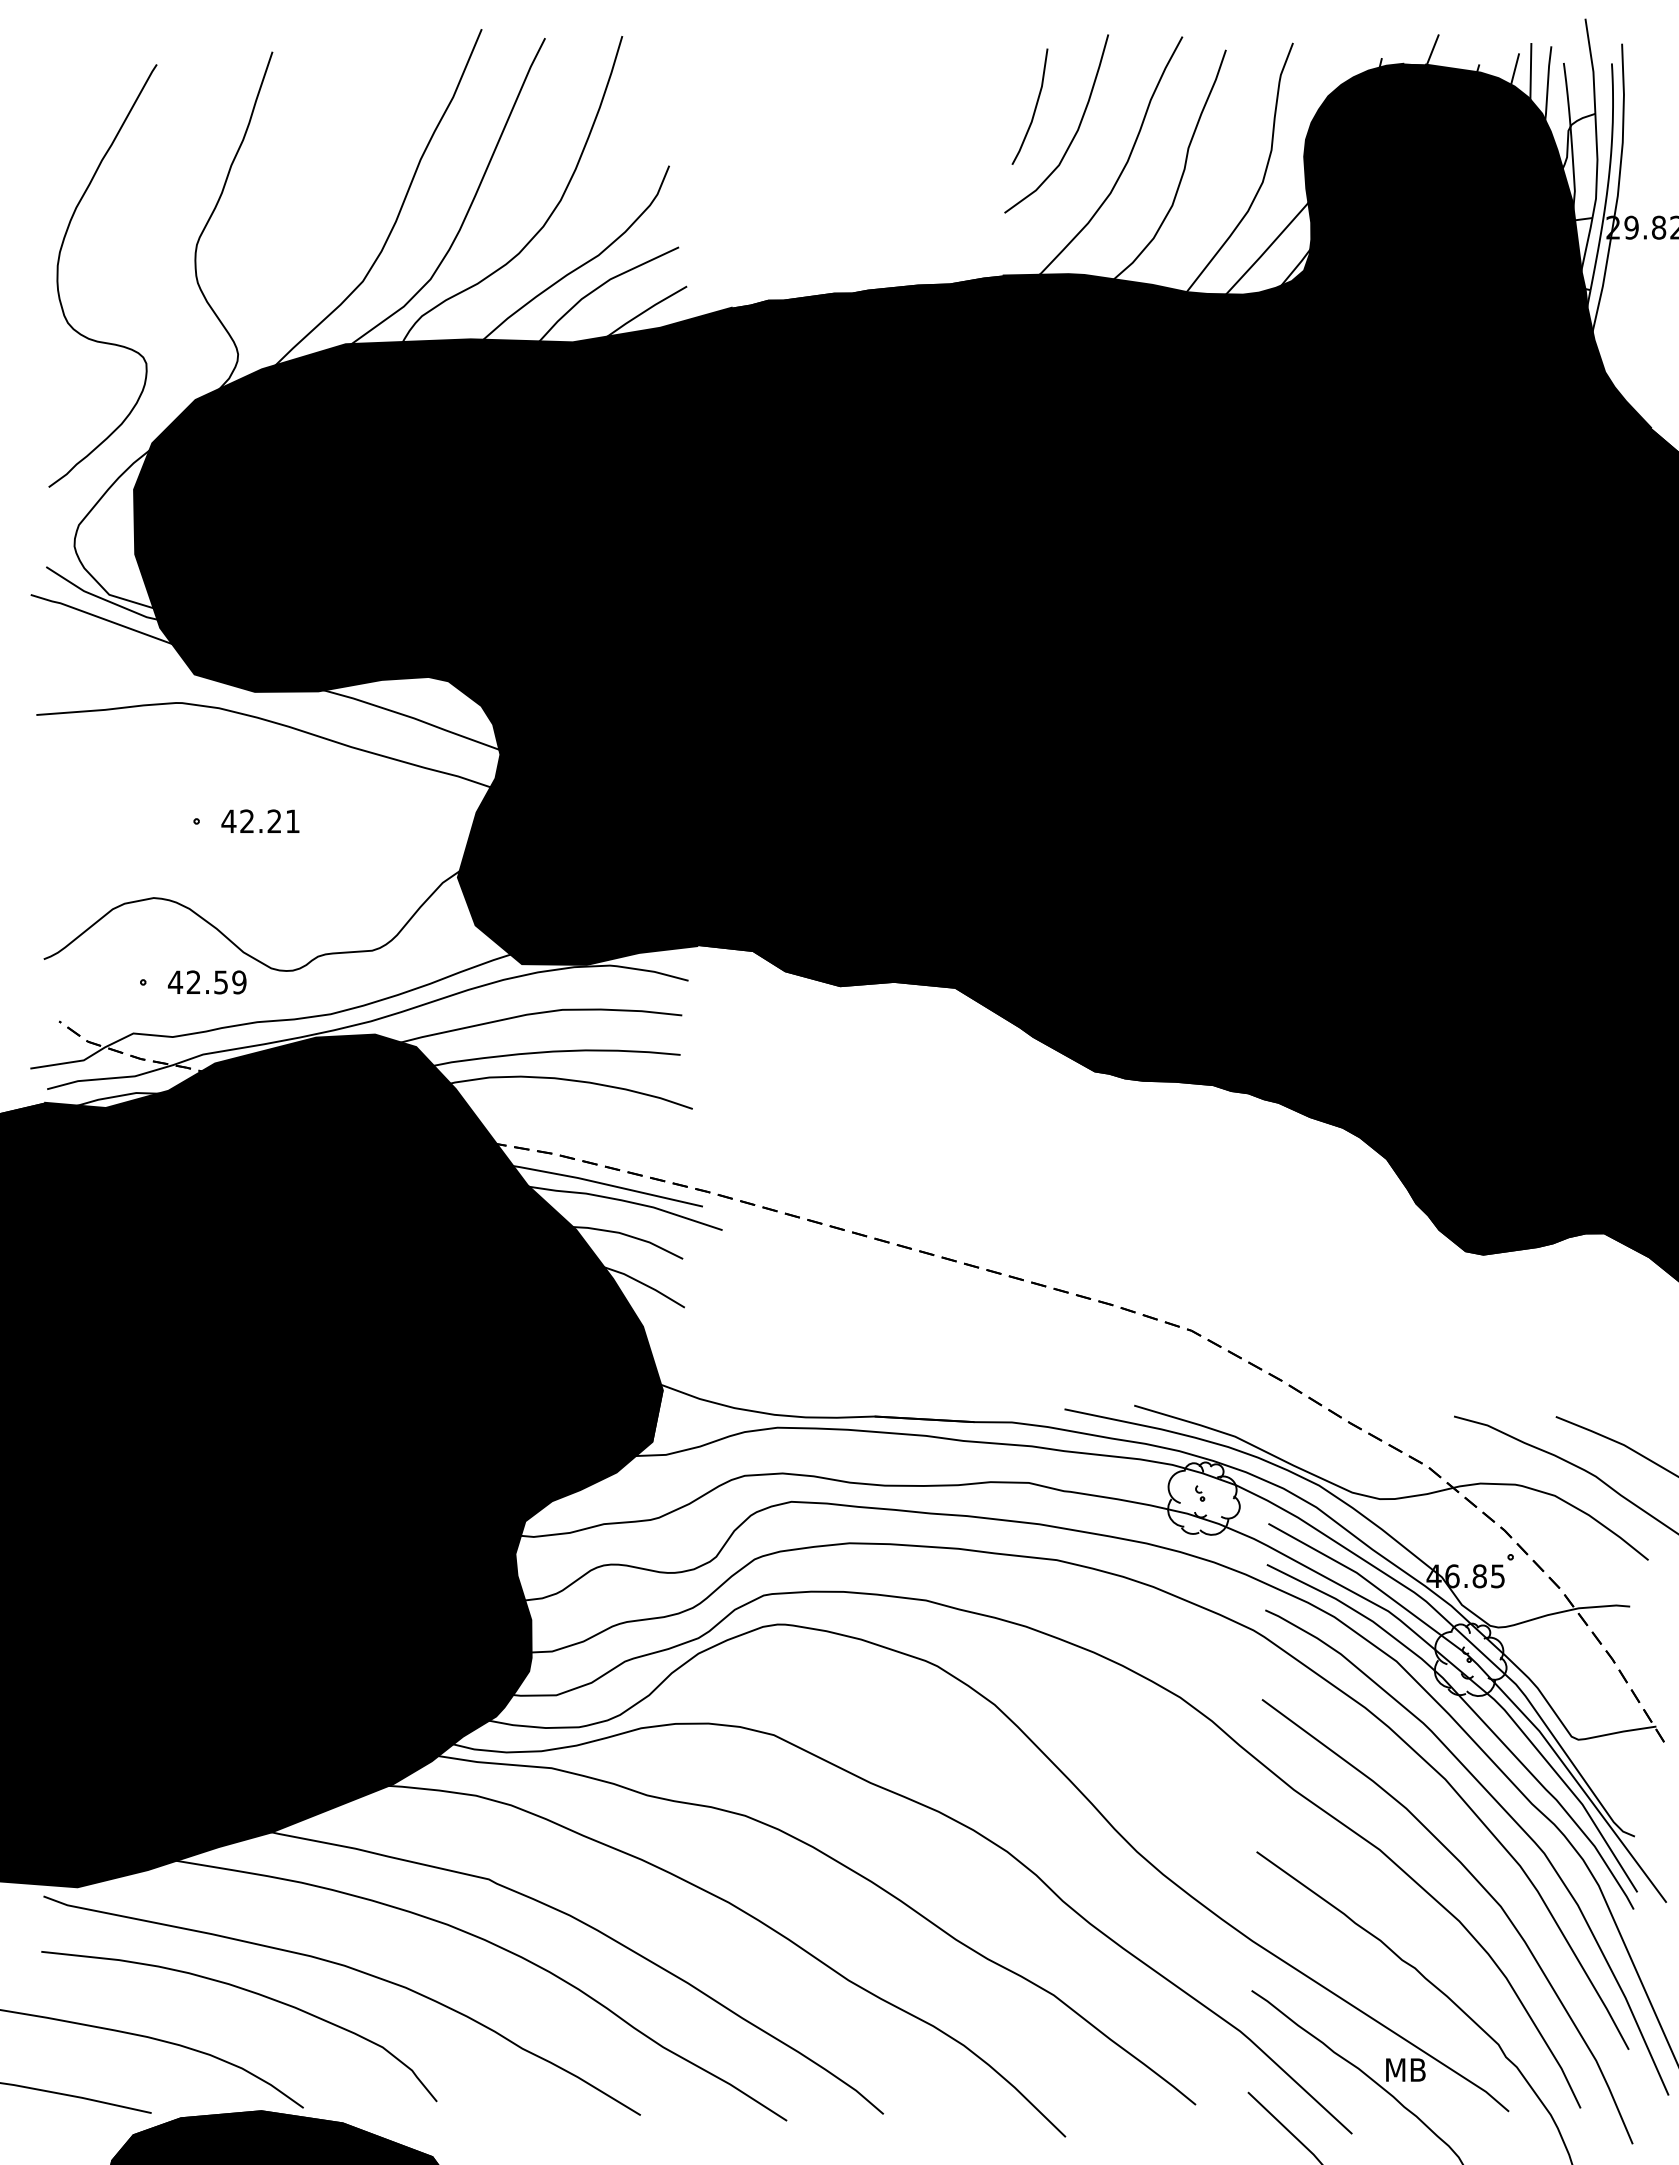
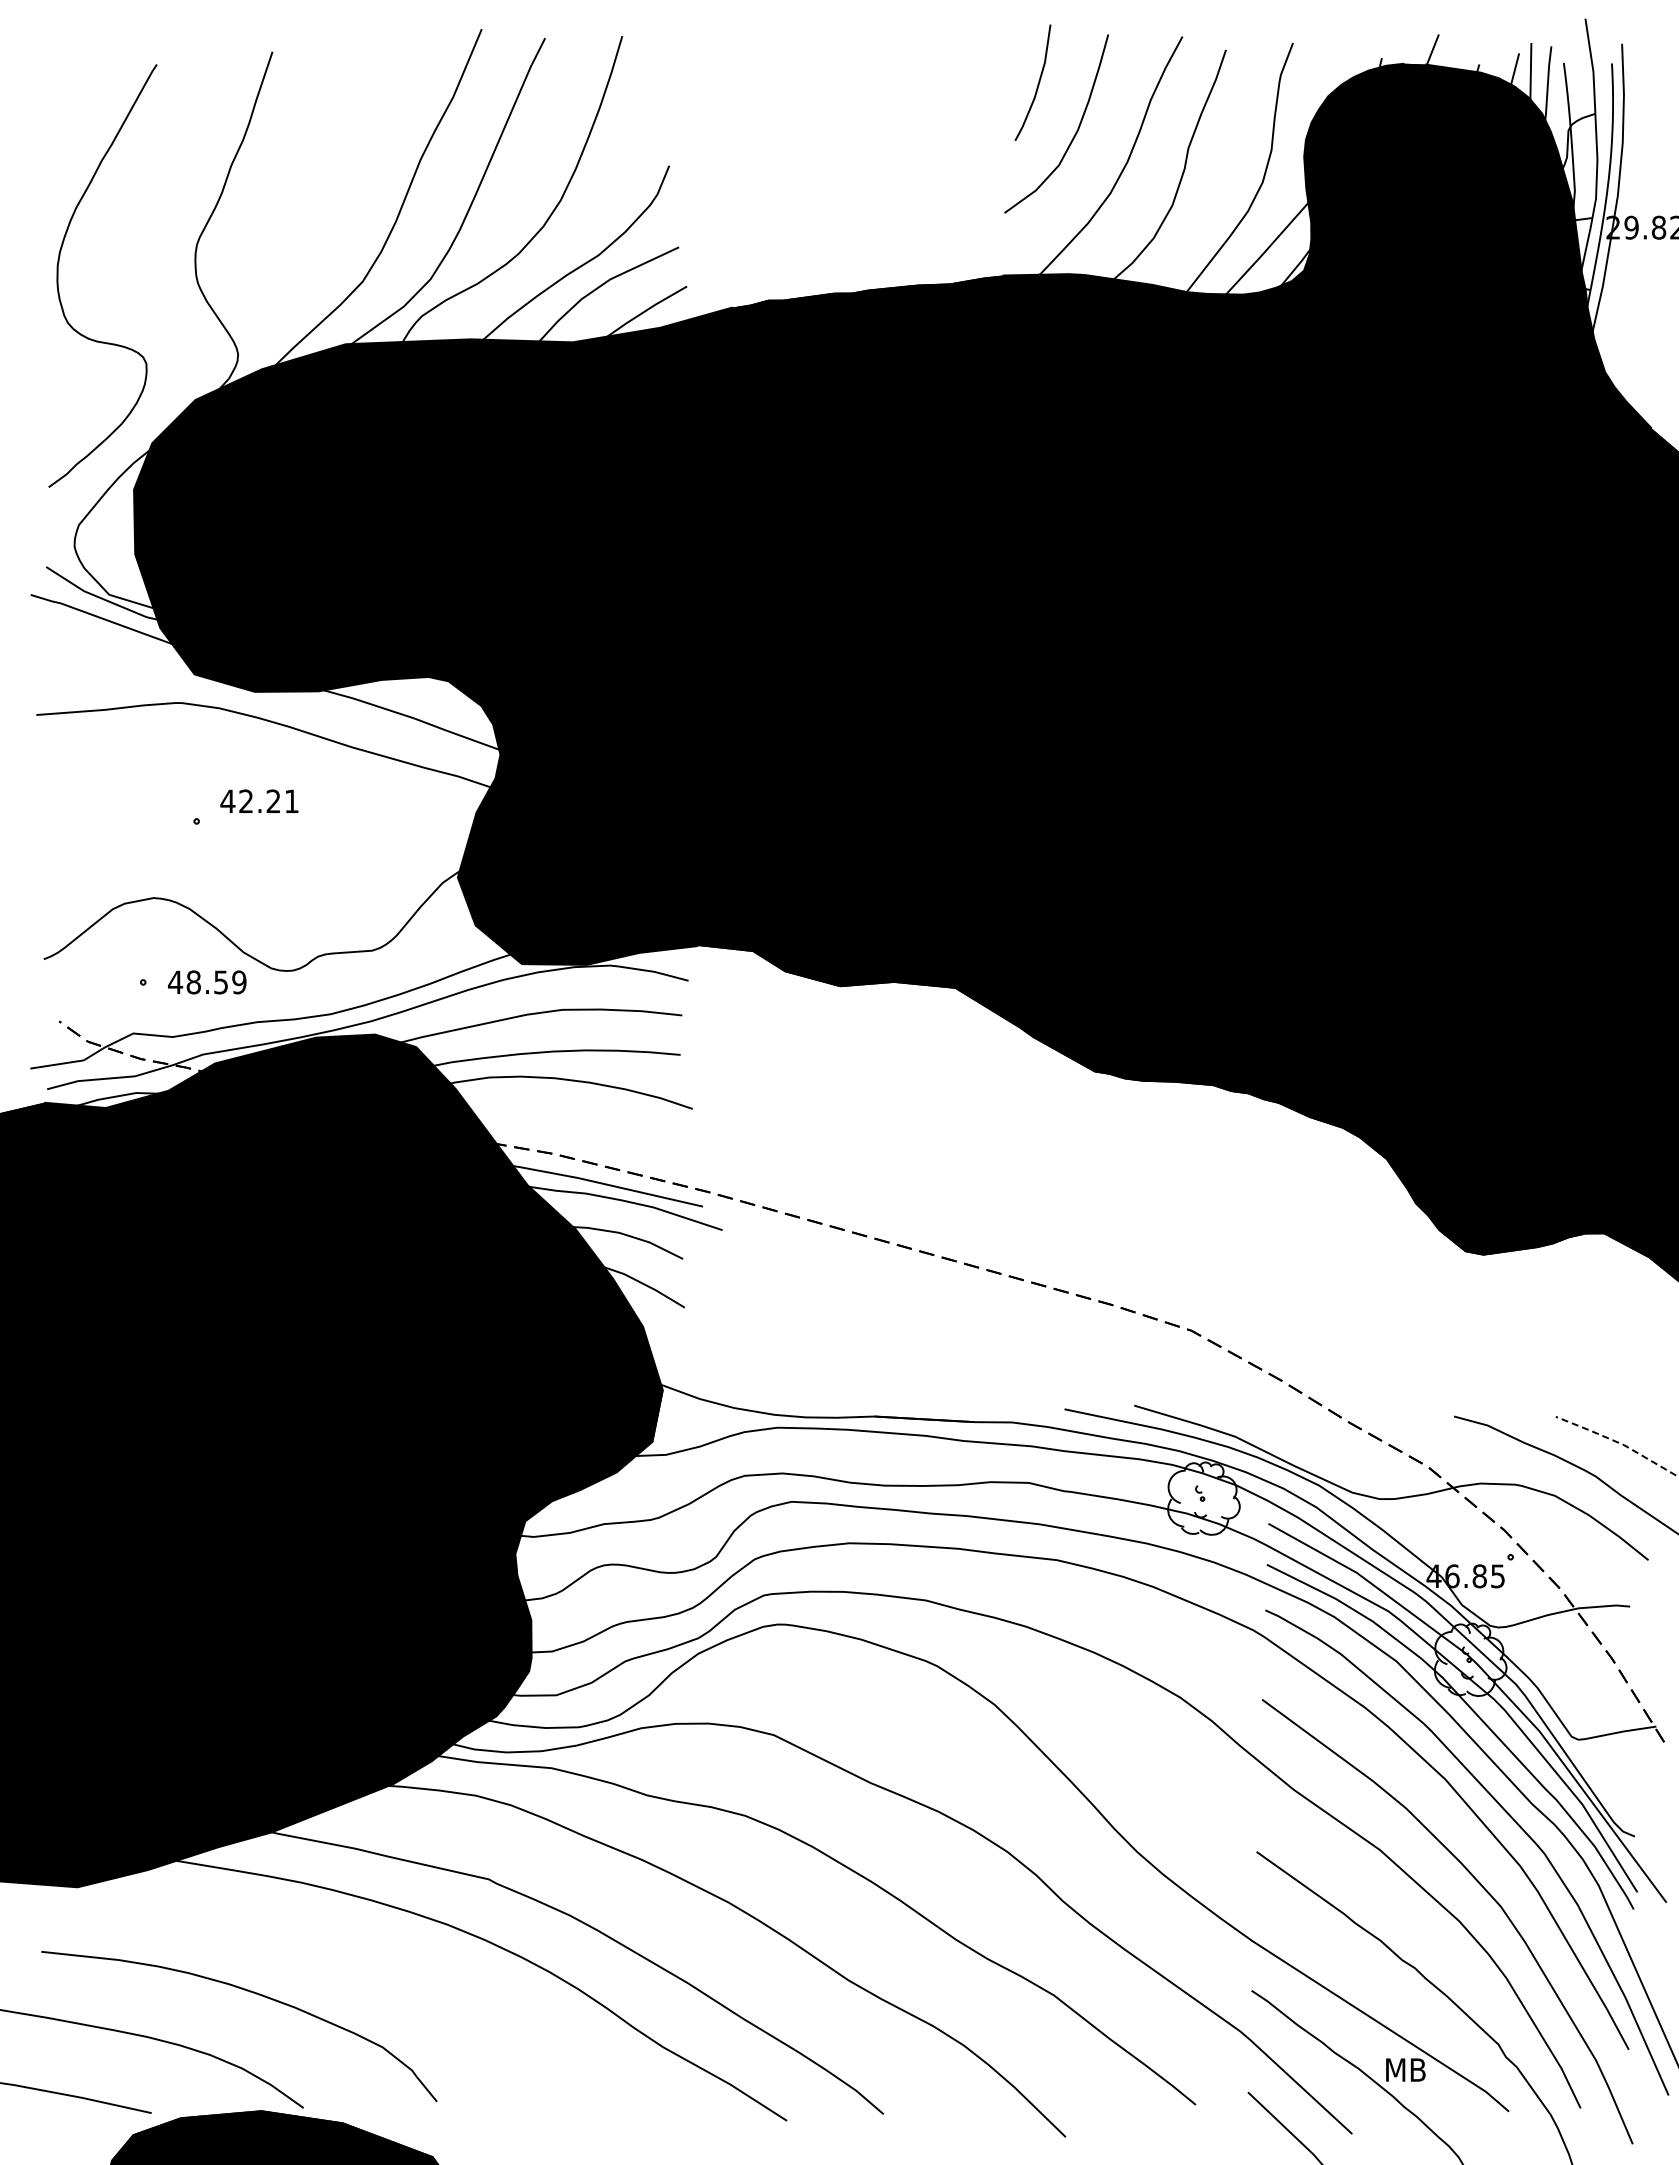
line position: (1034, 108) -> (1037, 84) (1037, 84)
text position: (260, 820) -> (259, 800) (259, 800)
text: 42.59 -> 48.59 (193, 982)
line: solid -> dashed (1618, 1442)
curve: present -> none (354, 1970)
